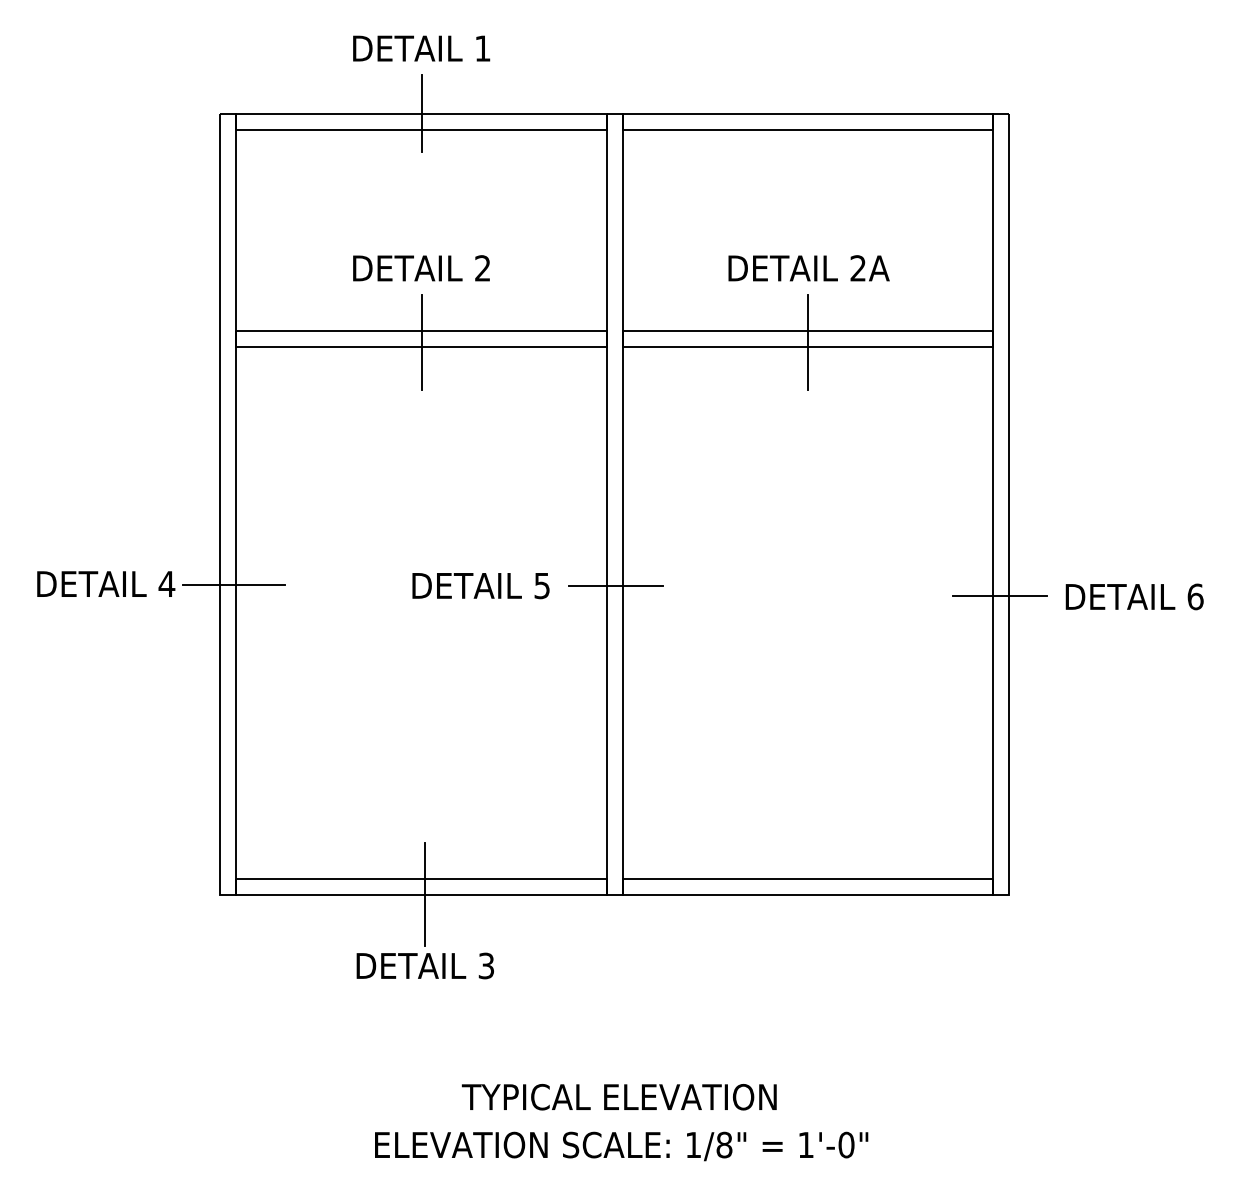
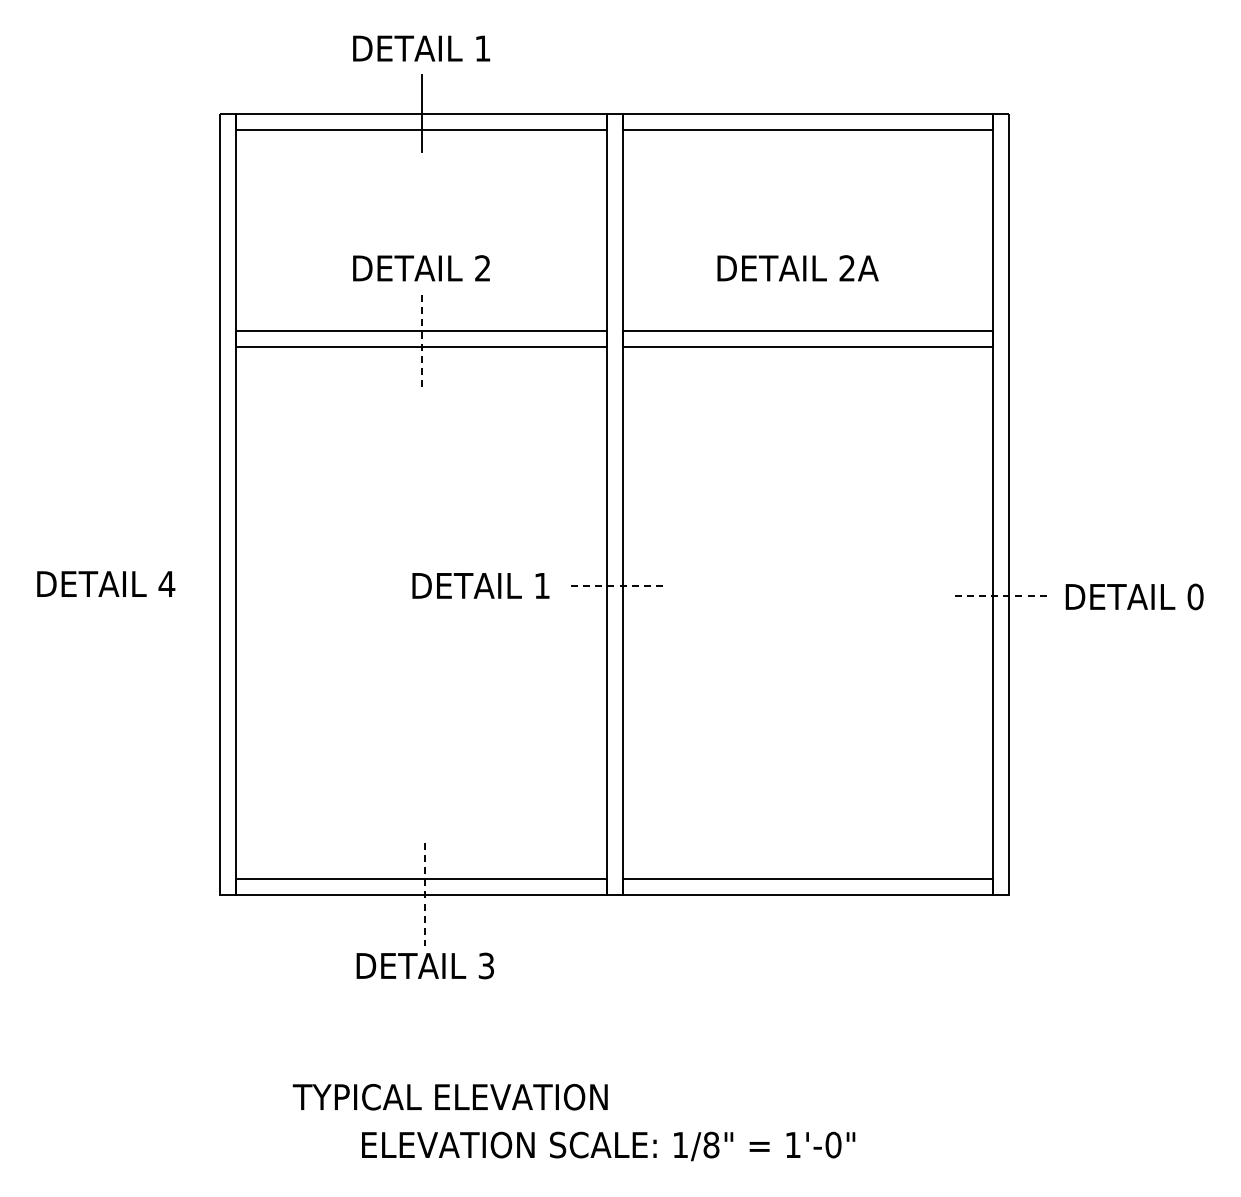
text position: (808, 268) -> (797, 268) (797, 268)
line: solid -> dashed (421, 342)
line: present -> none (807, 342)
line: present -> none (233, 585)
text: 5 -> 1 (541, 586)
line: solid -> dashed (615, 586)
line: solid -> dashed (999, 595)
text: 6 -> 0 (1195, 596)
line: solid -> dashed (425, 894)
text position: (618, 1097) -> (449, 1097) (449, 1097)
text position: (621, 1146) -> (608, 1146) (608, 1146)
